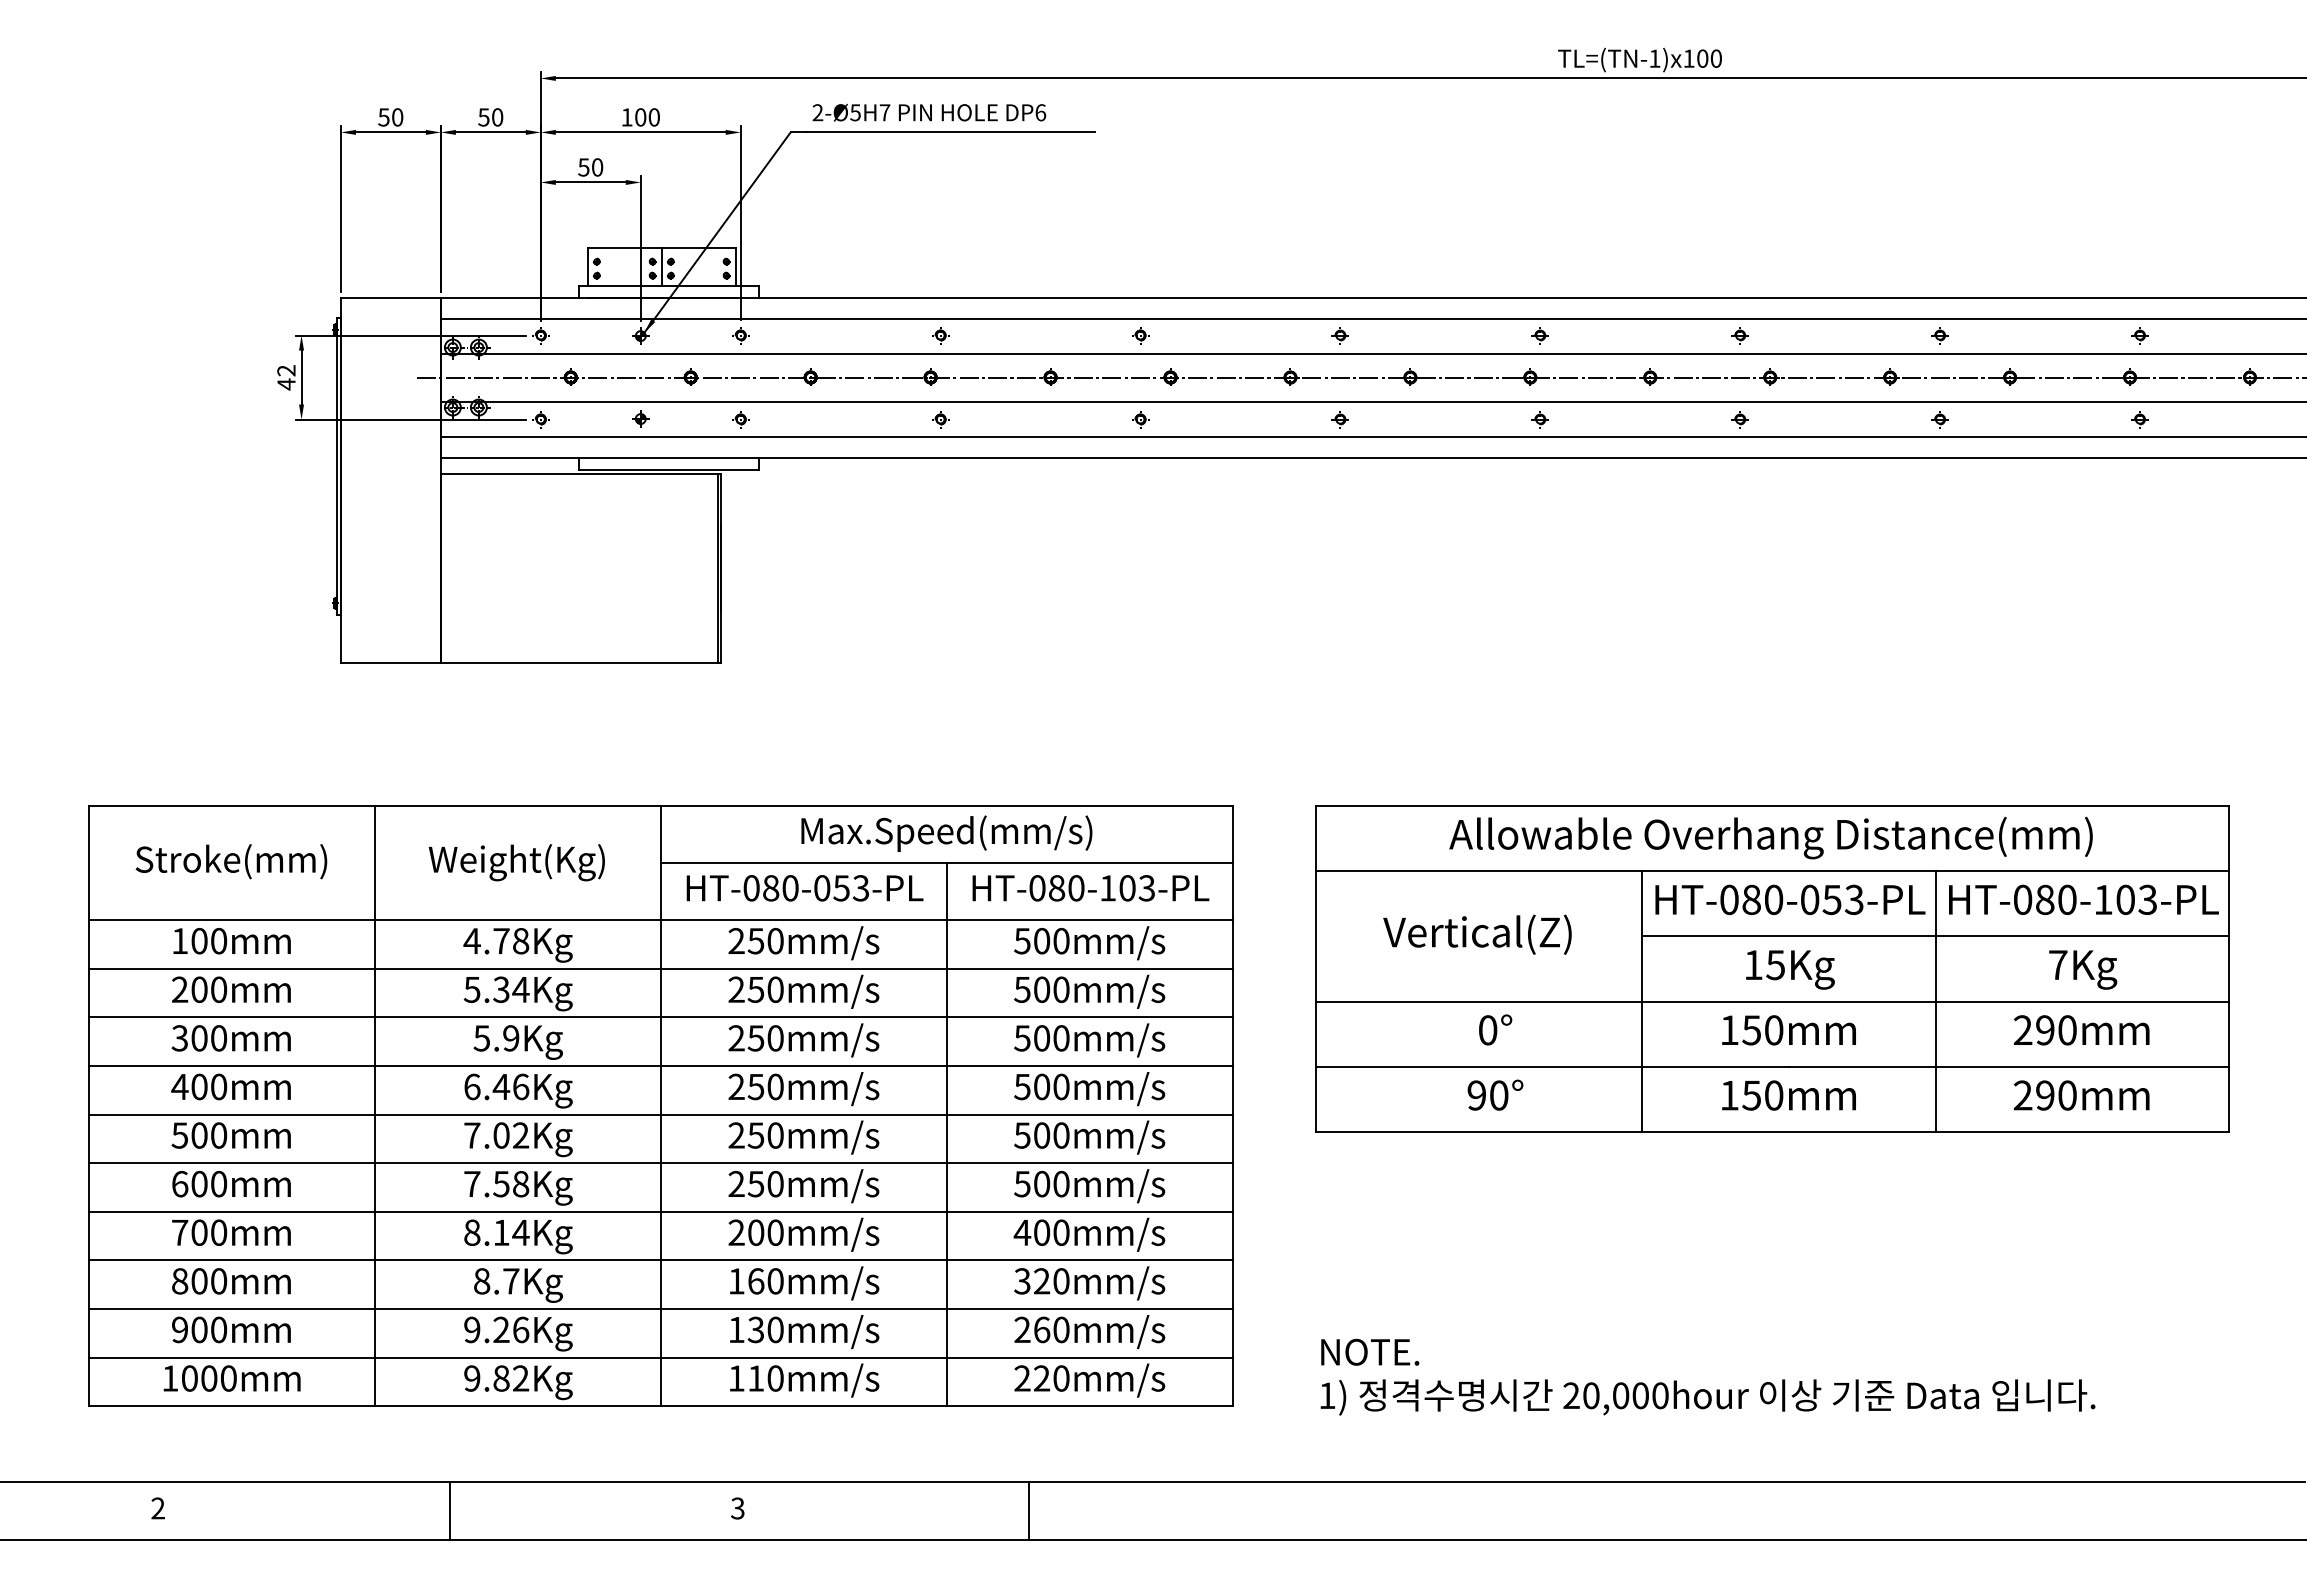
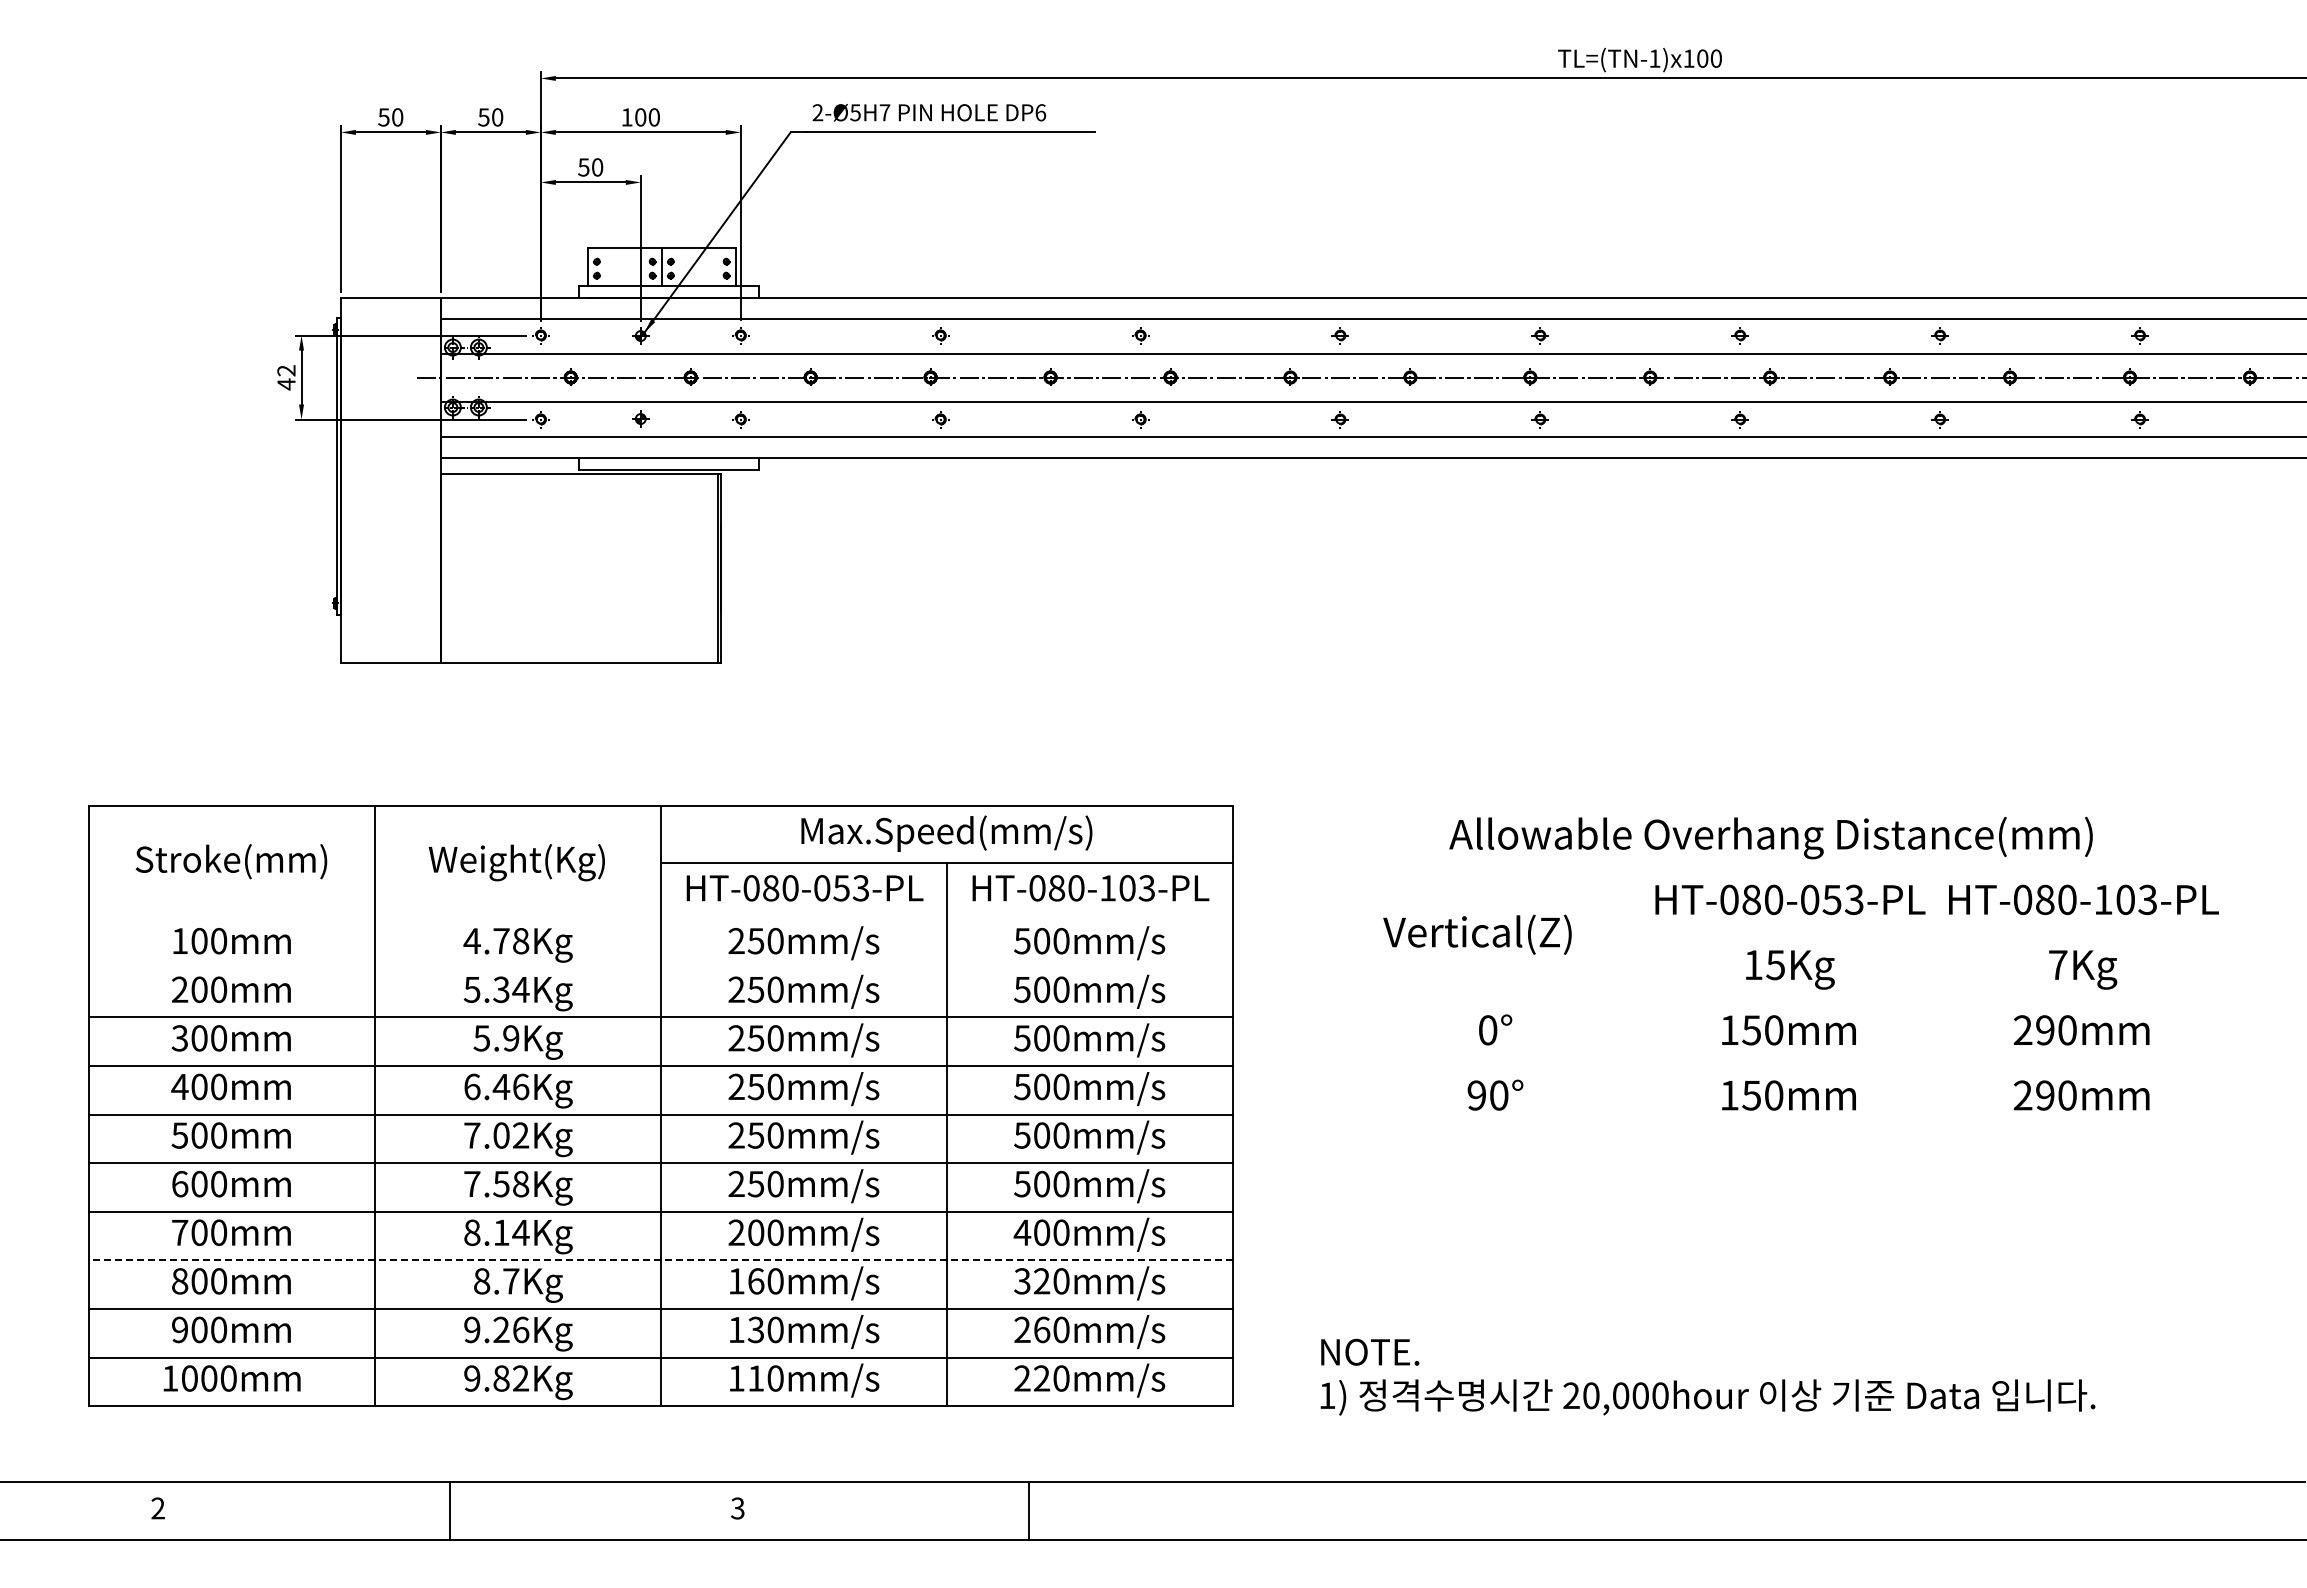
line: present -> none (660, 920)
line: present -> none (660, 968)
part: present -> none (1772, 968)
line: solid -> dashed (660, 1260)
